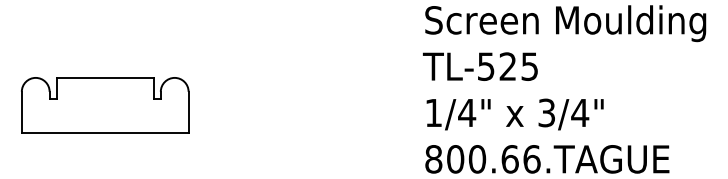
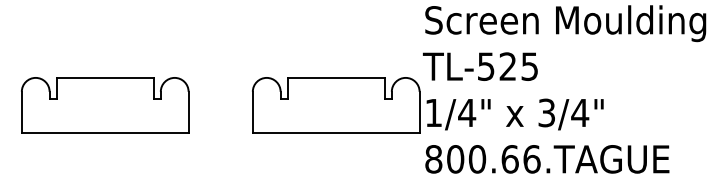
part: none -> present (336, 105)
